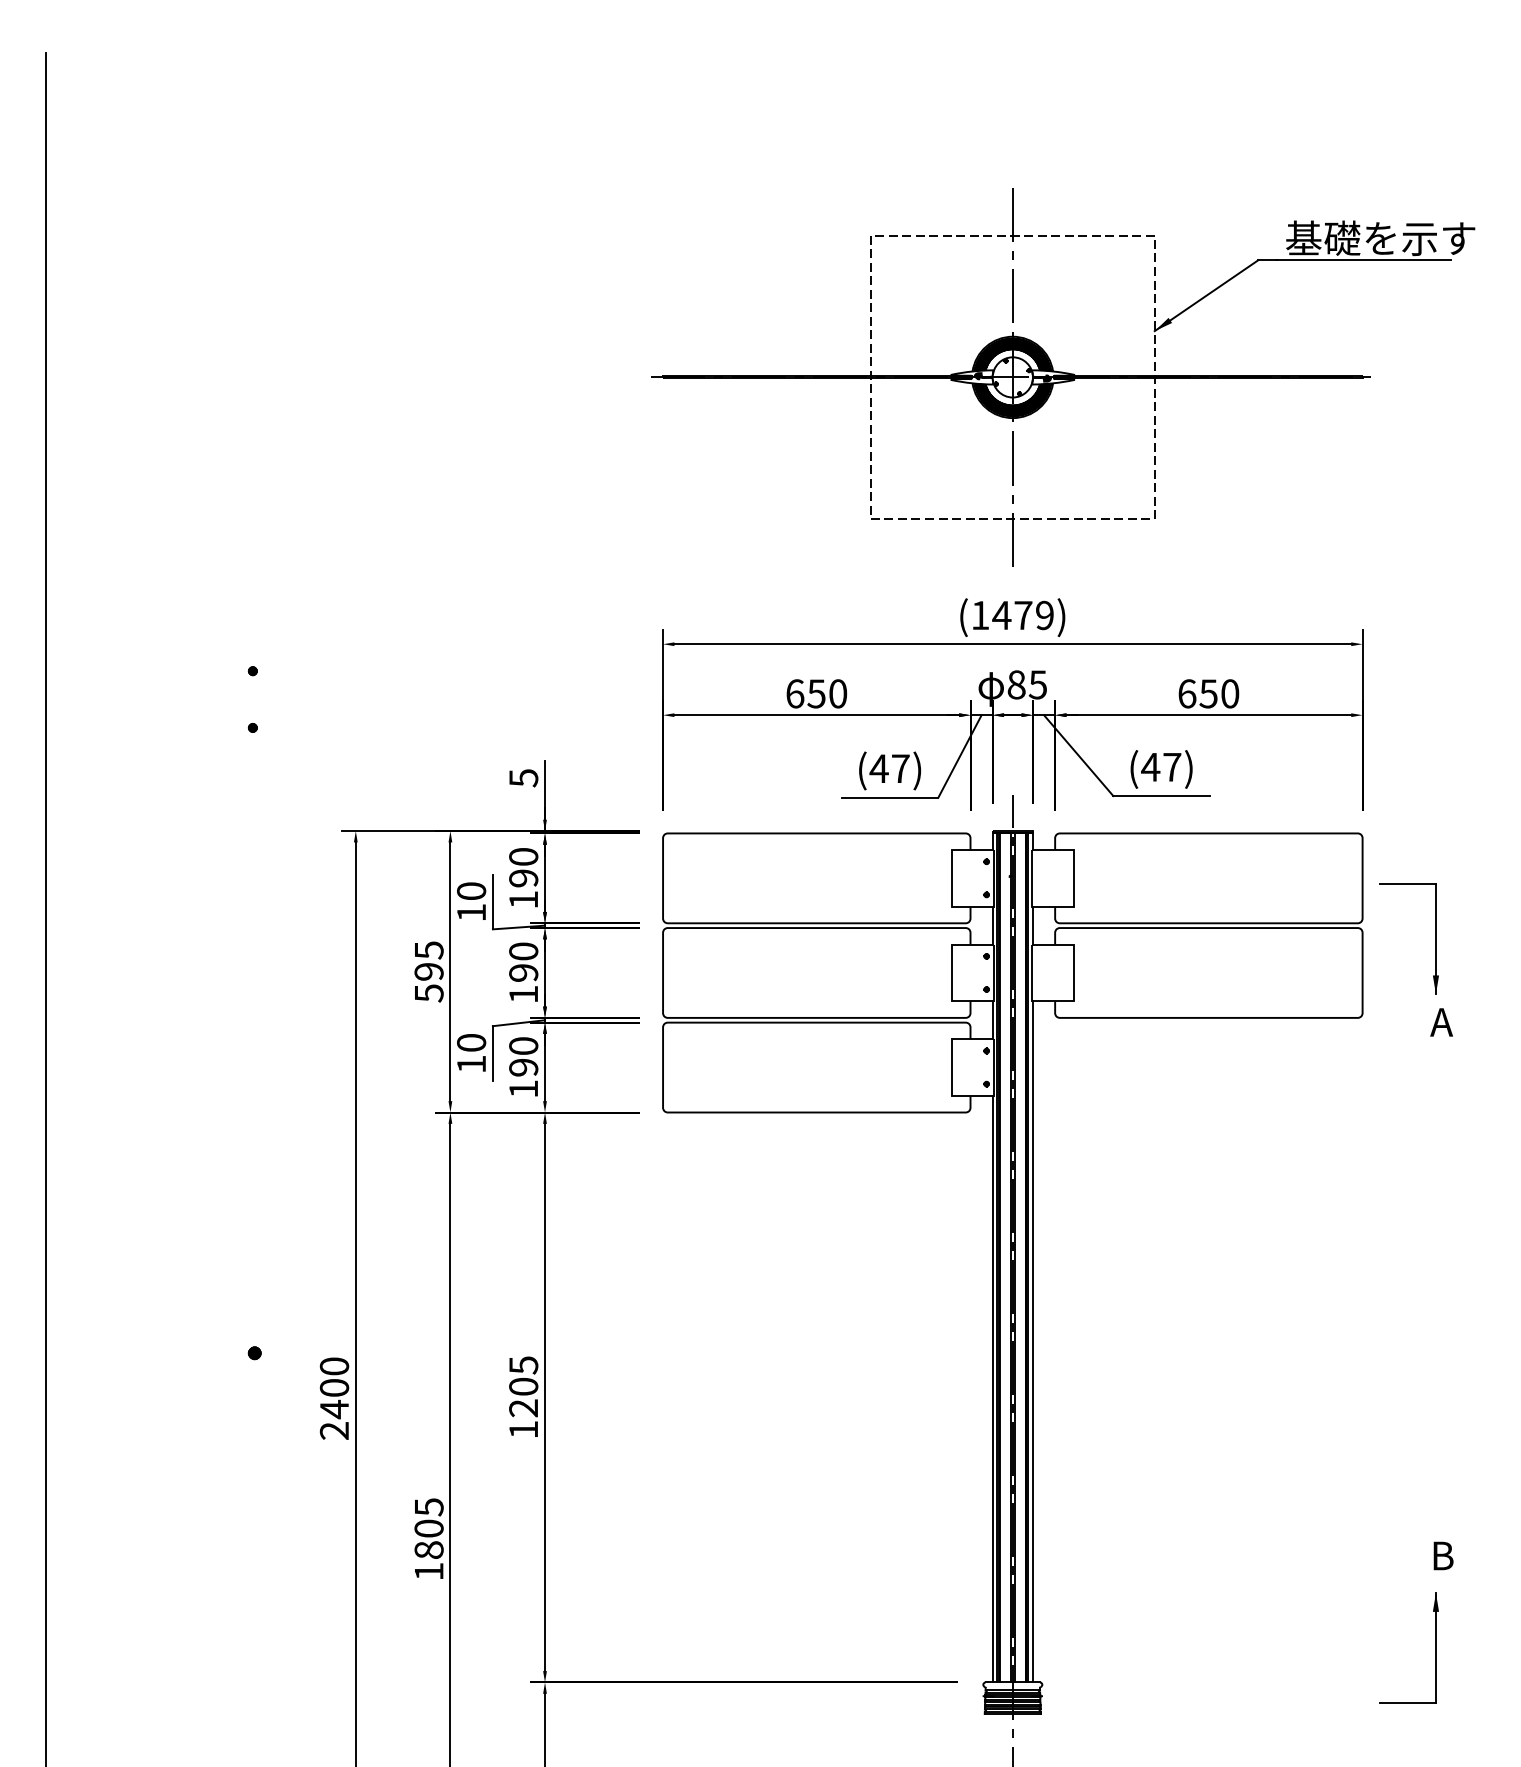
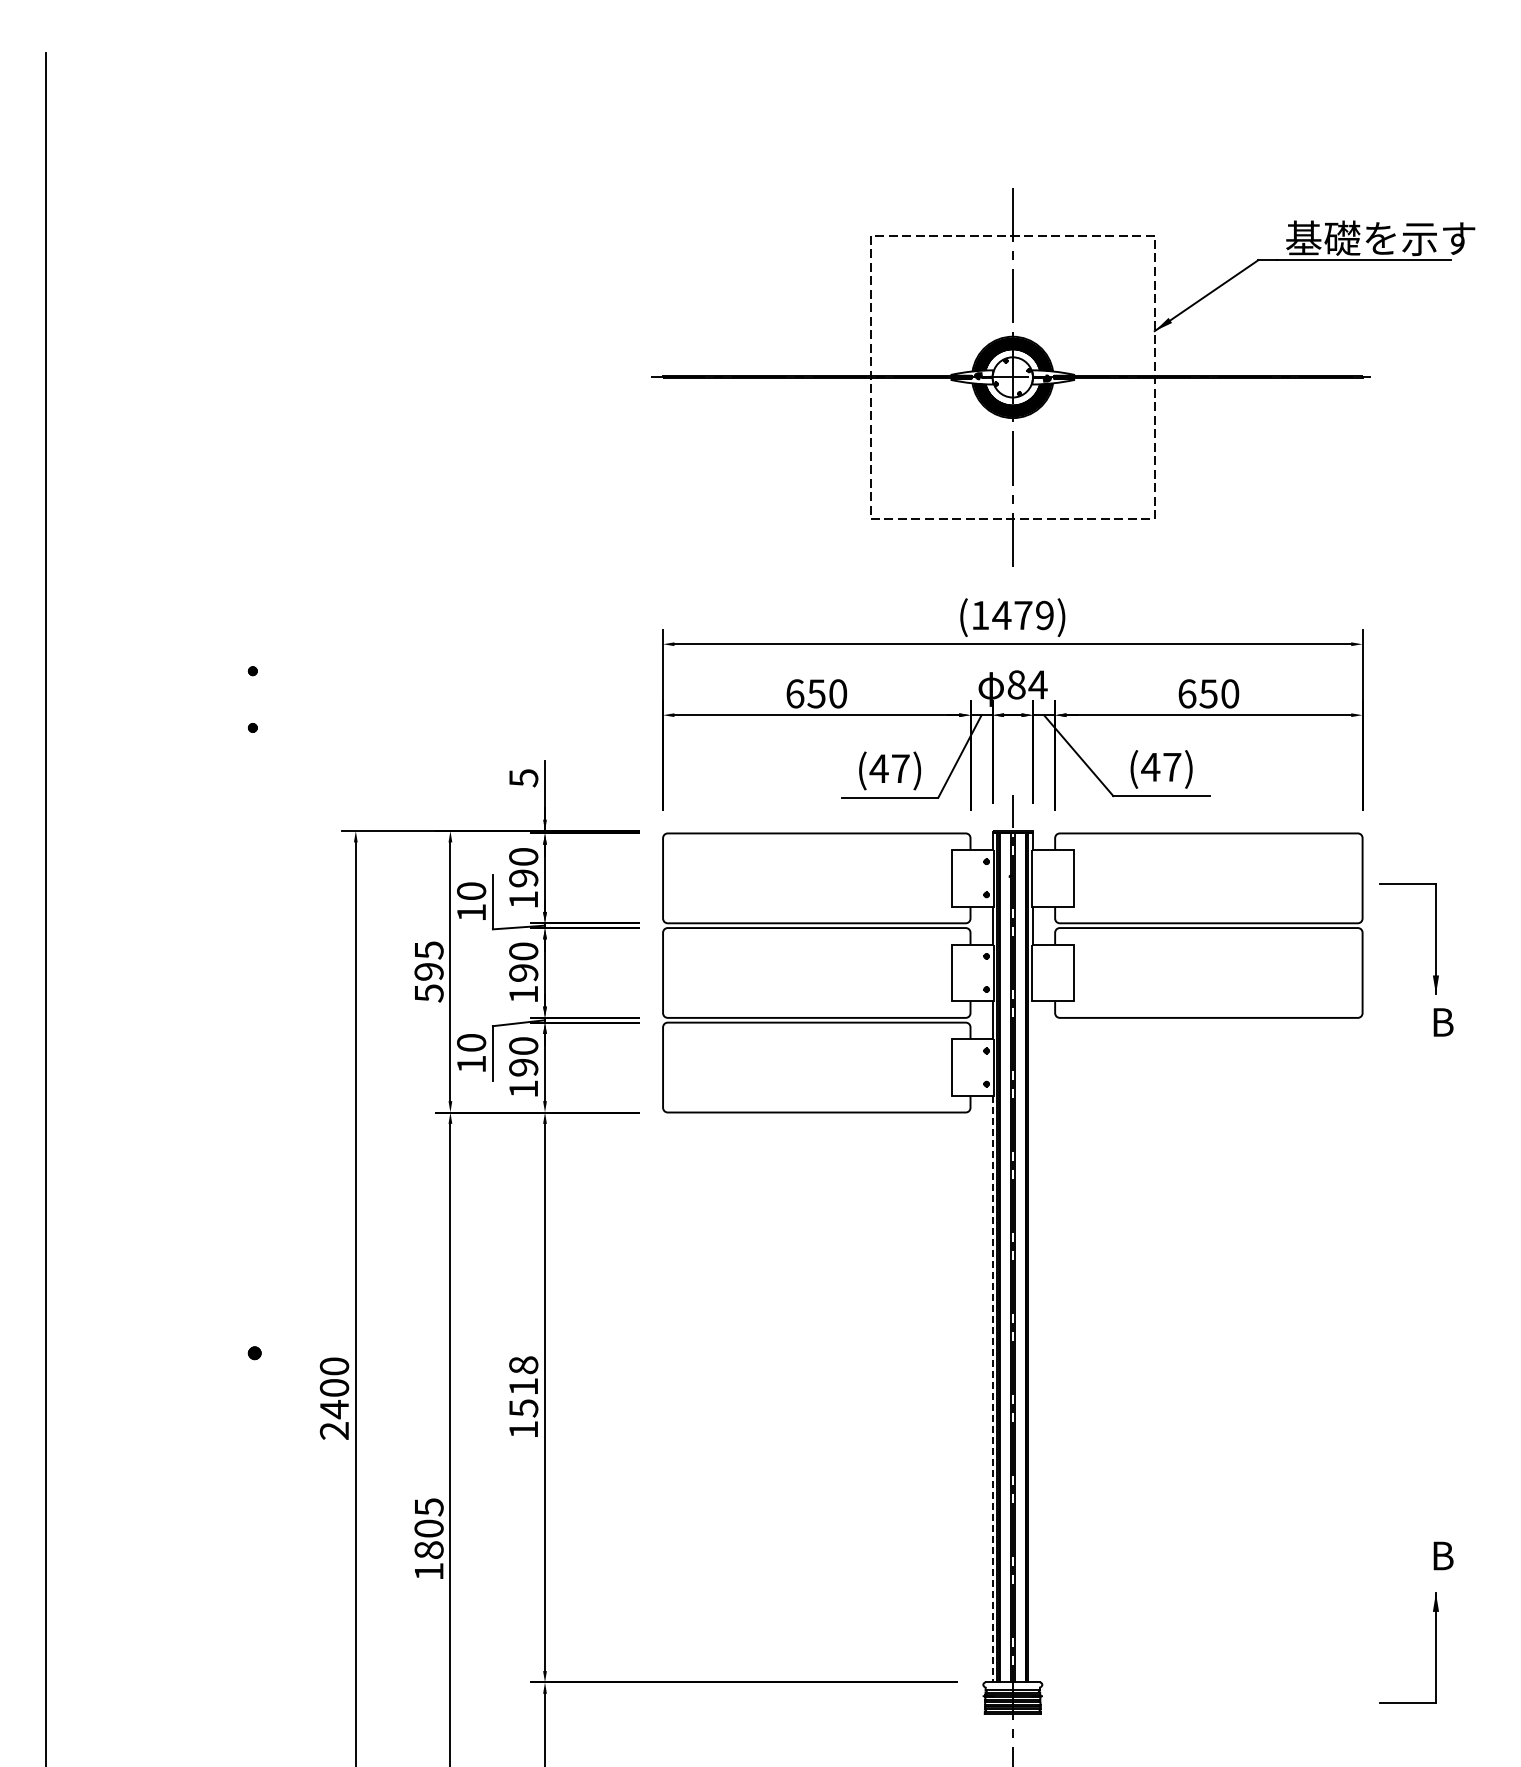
text: 85 -> 84 (1037, 684)
text: A -> B (1441, 1022)
line: present -> none (1032, 1341)
text: 1205 -> 1518 (523, 1386)
line: solid -> dashed (992, 1389)
